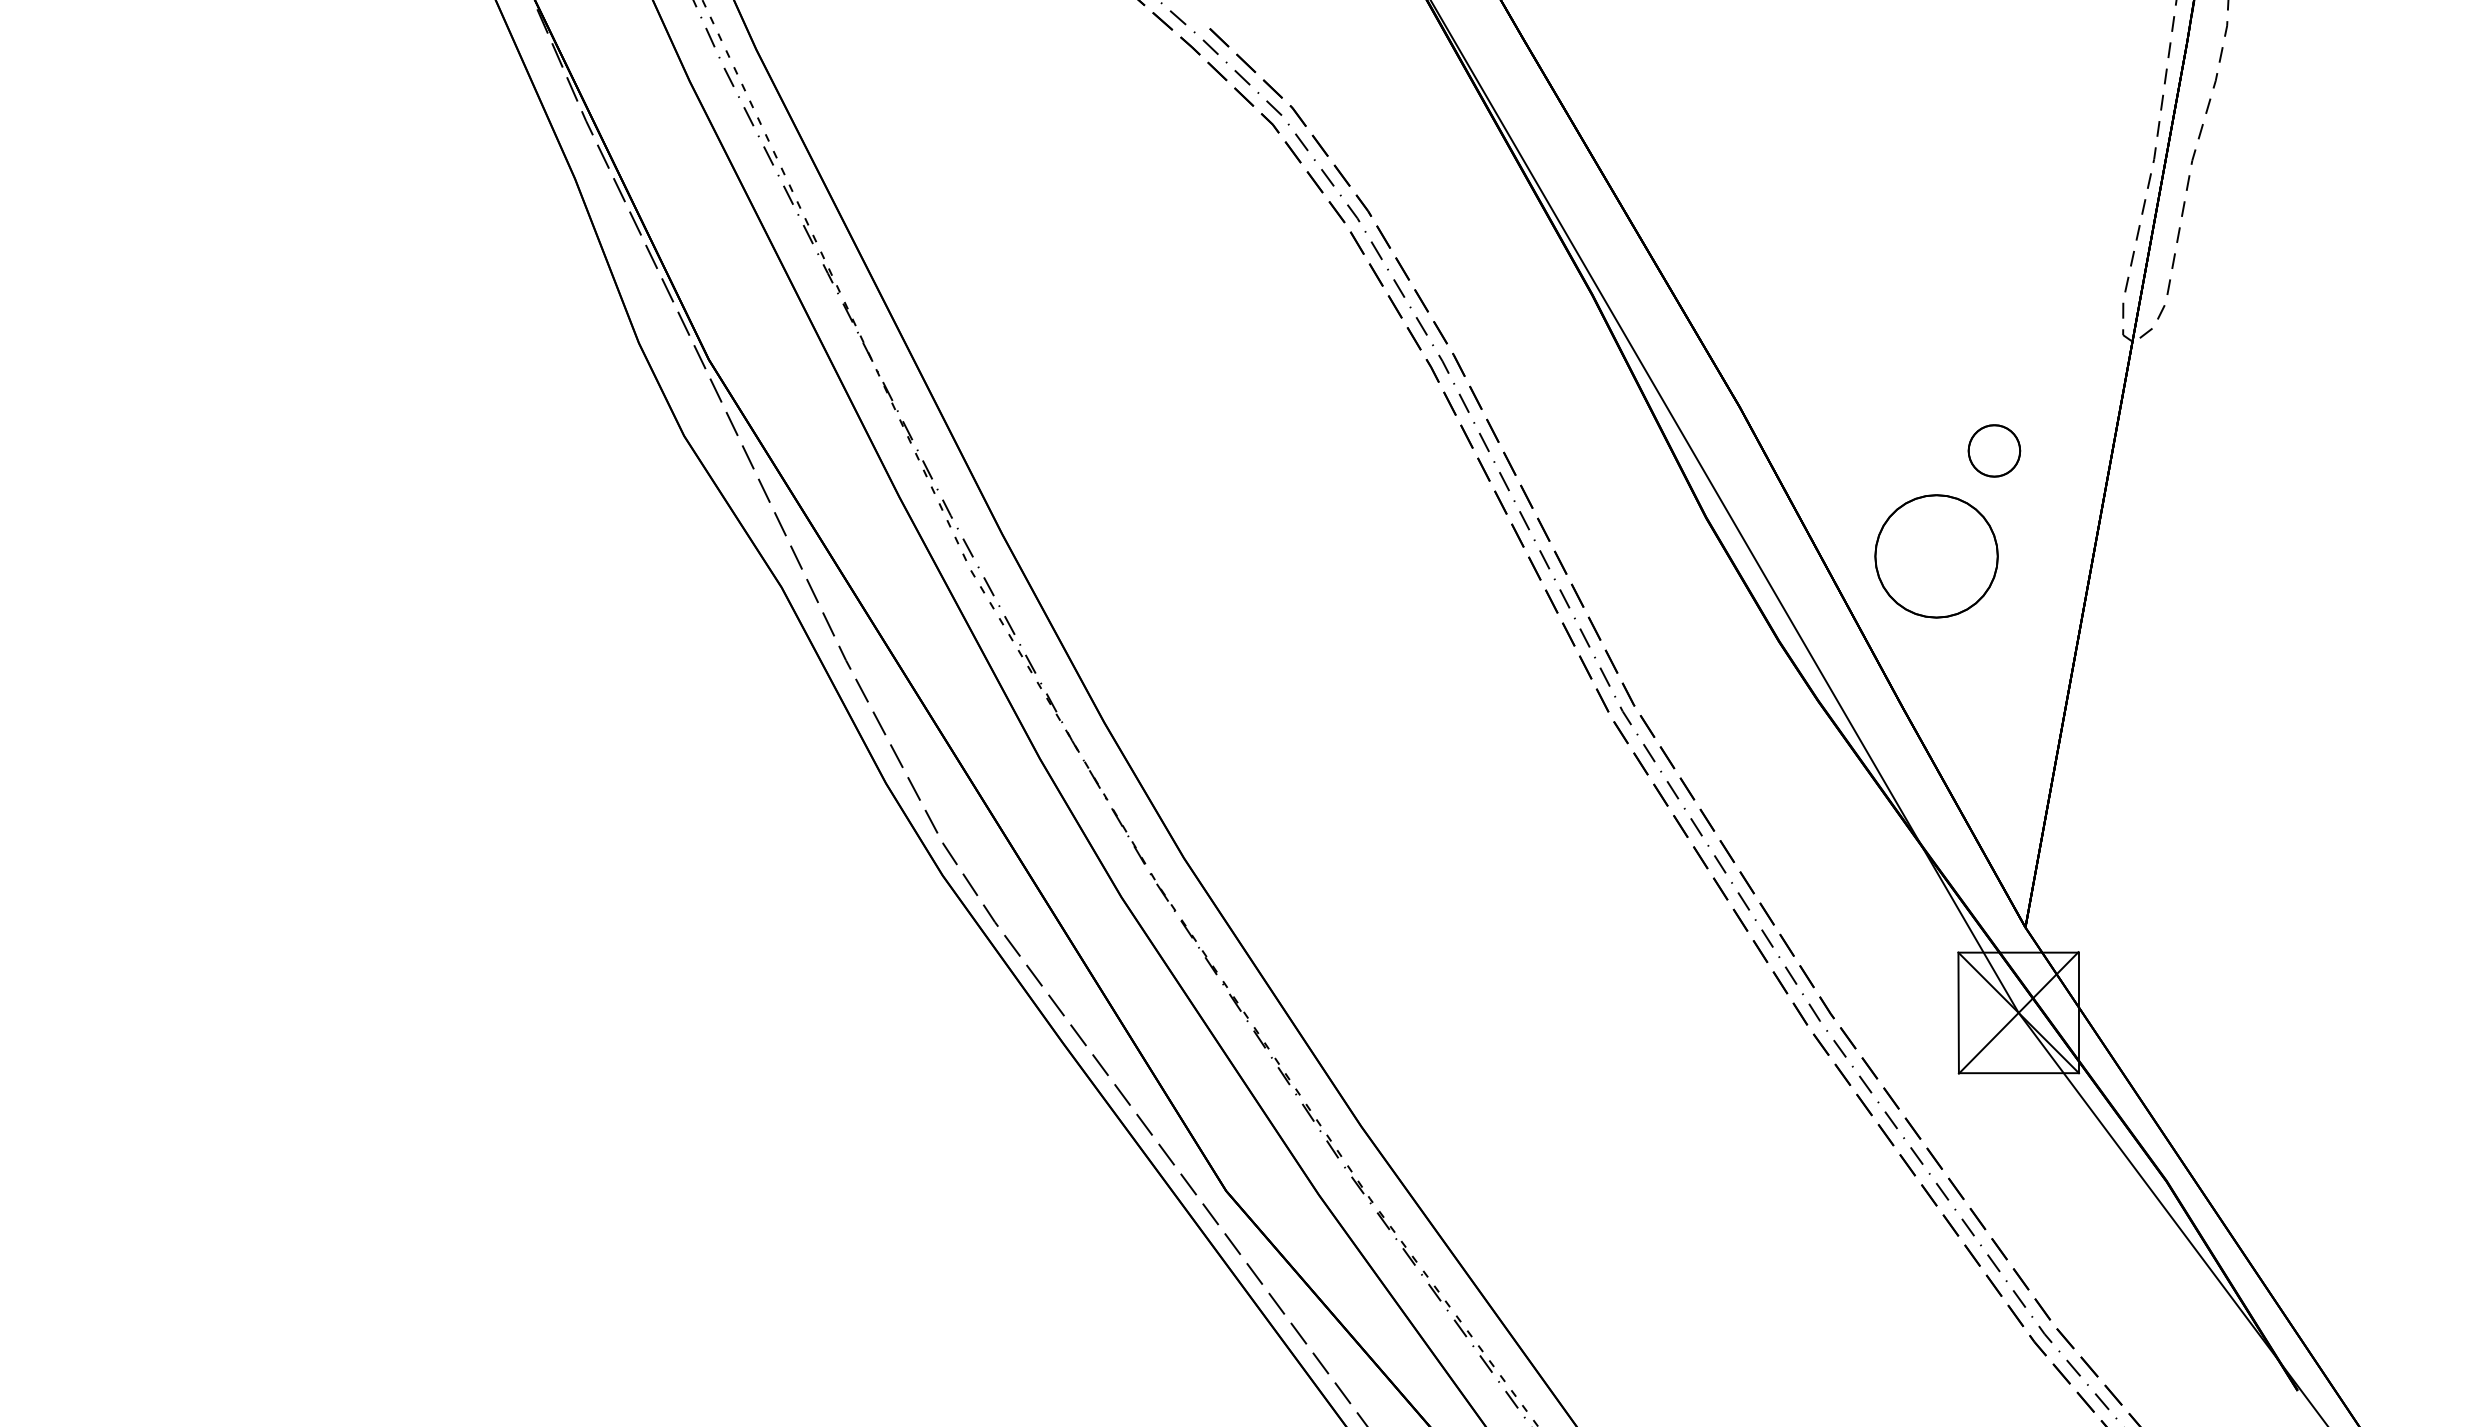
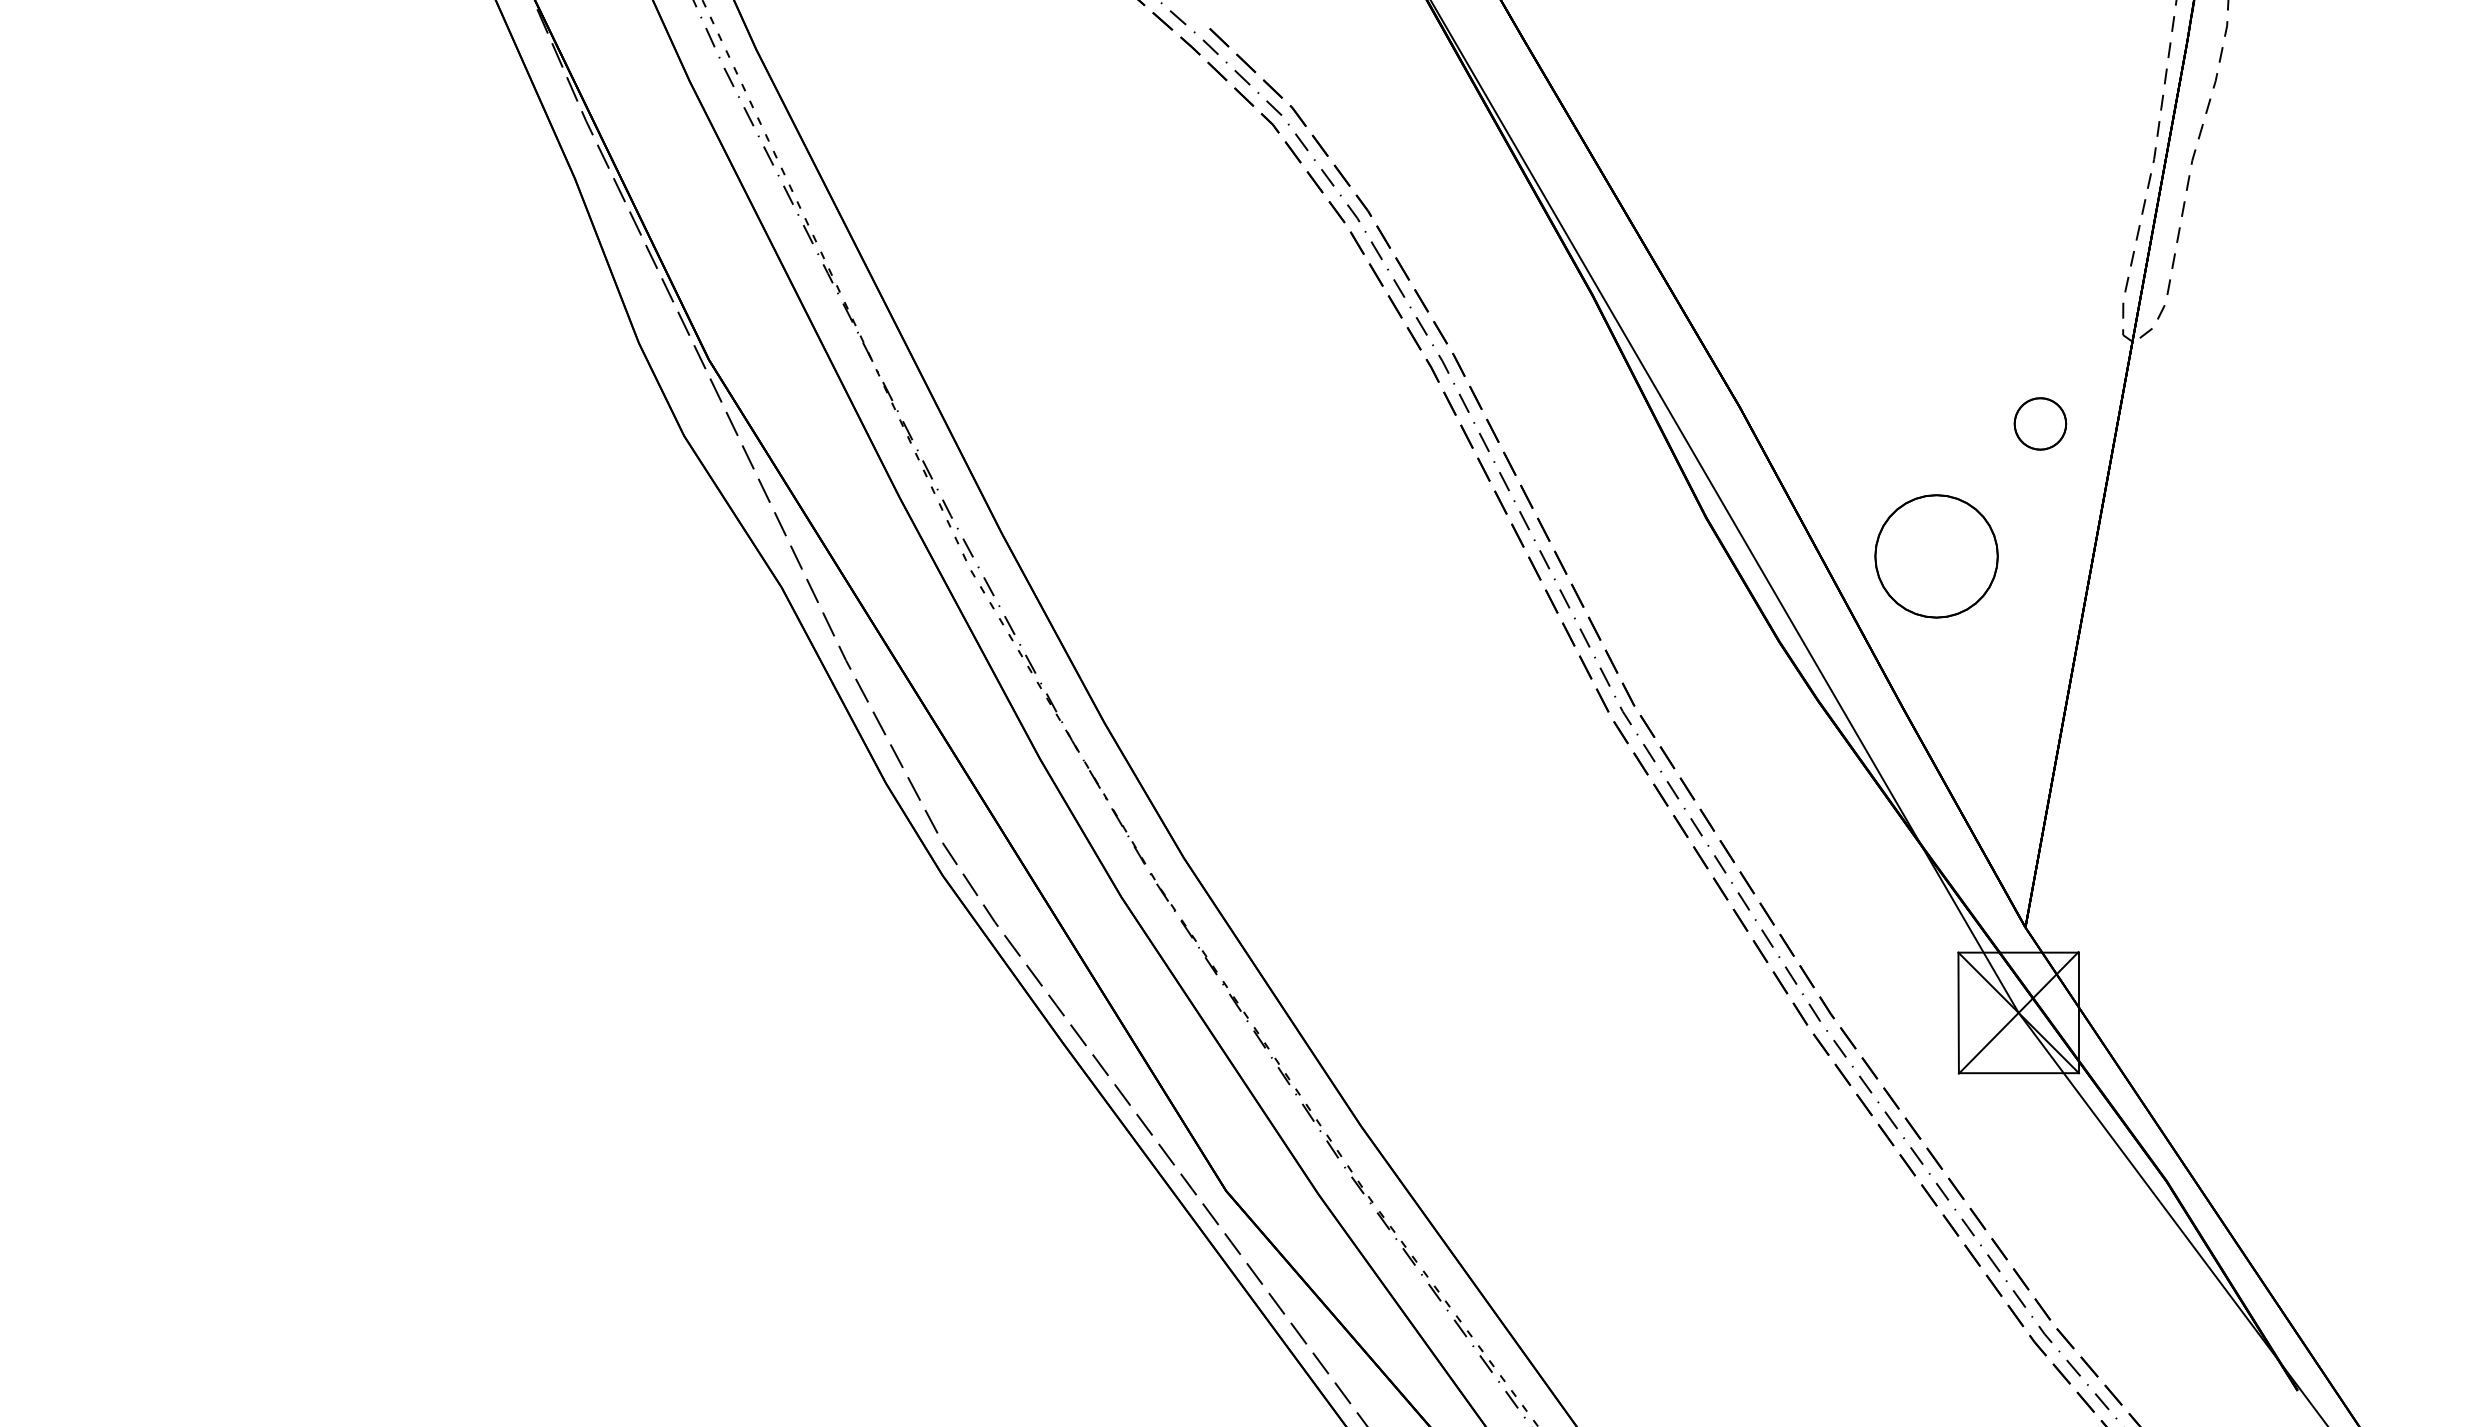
part position: (1994, 450) -> (2040, 423) (2040, 423)
